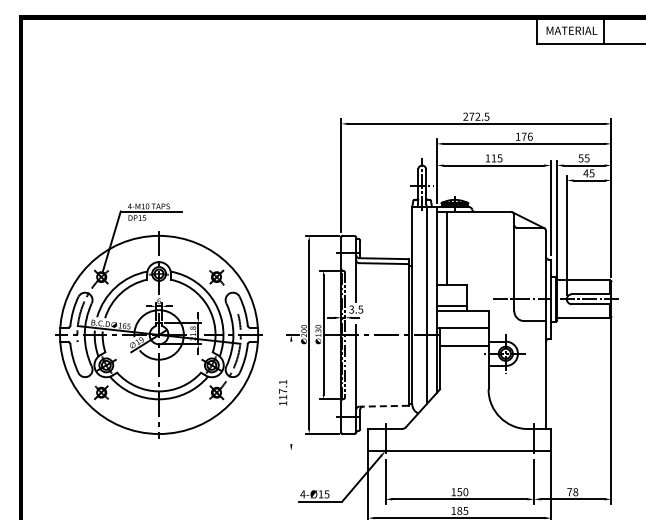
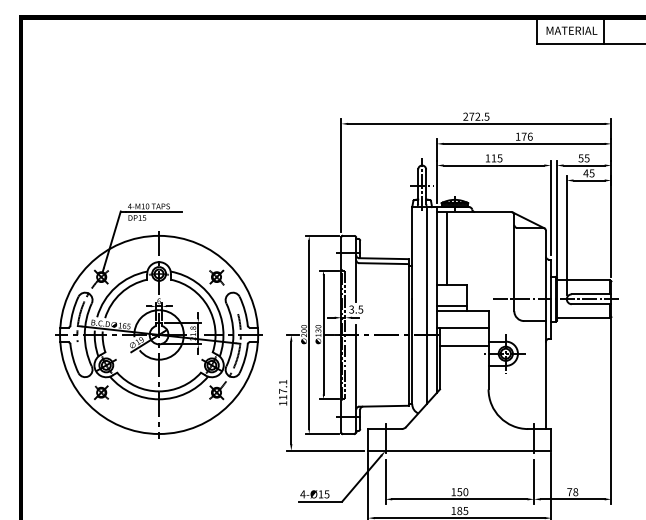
line: none -> present (291, 392)
line: dashed -> solid (384, 406)
line: none -> present (324, 450)
